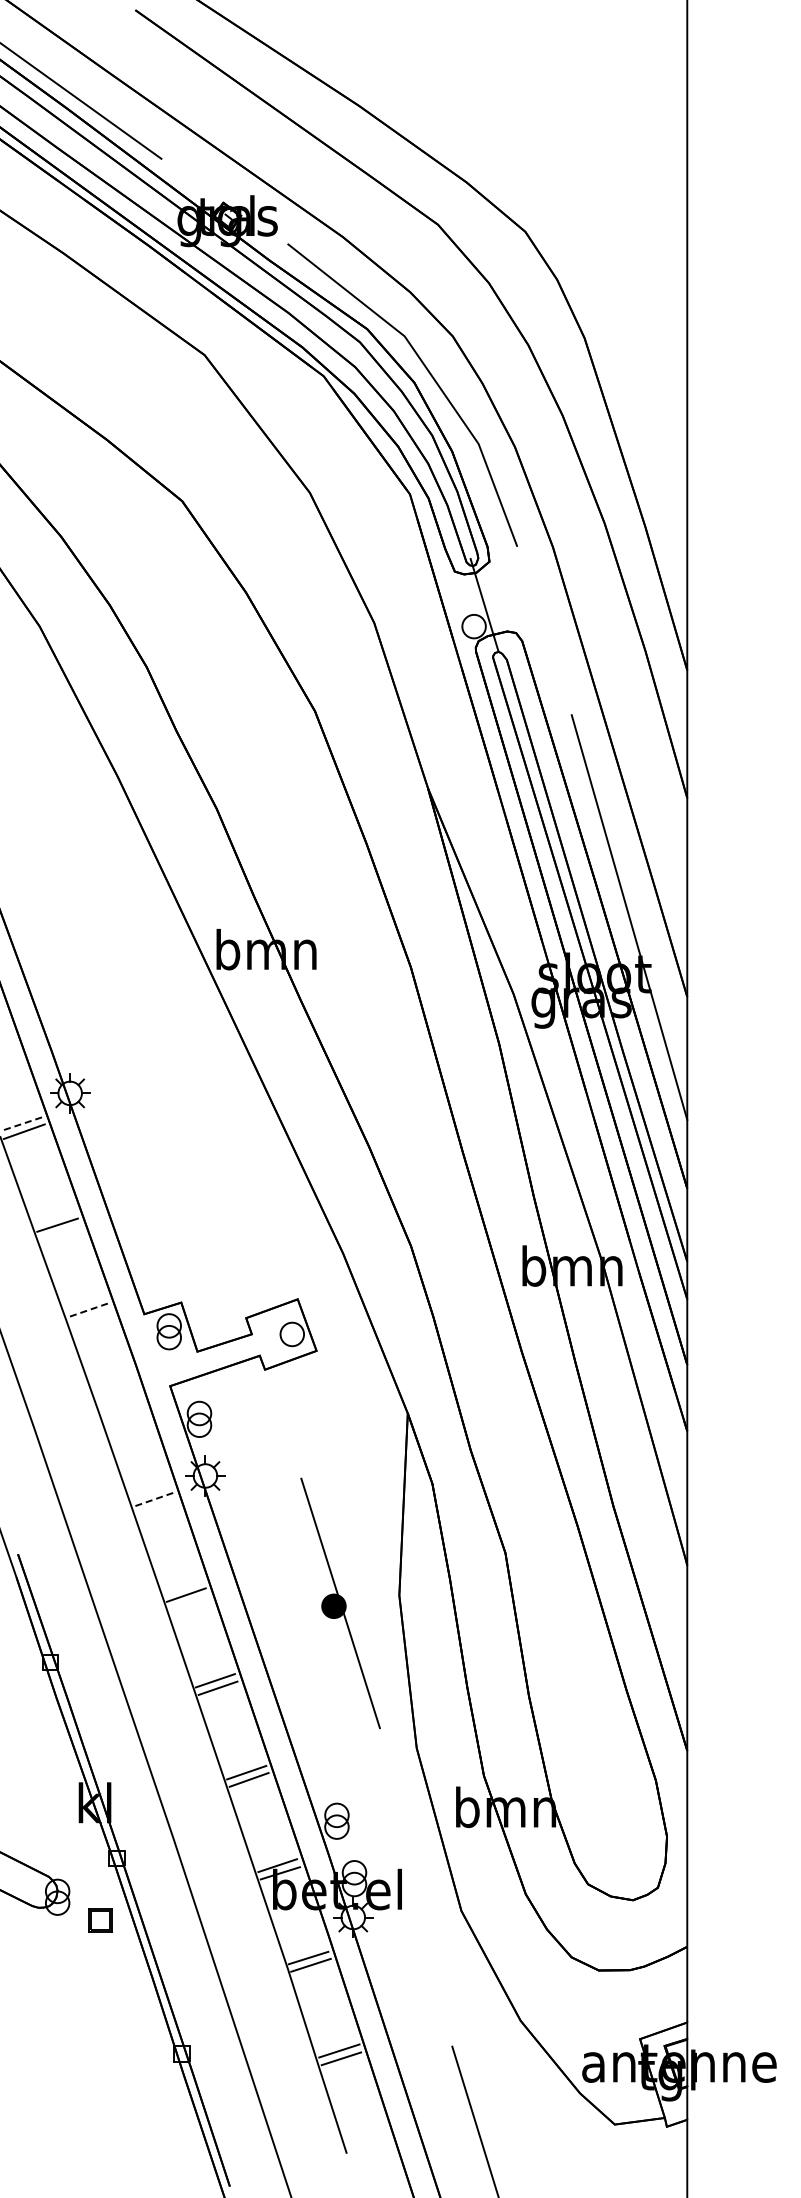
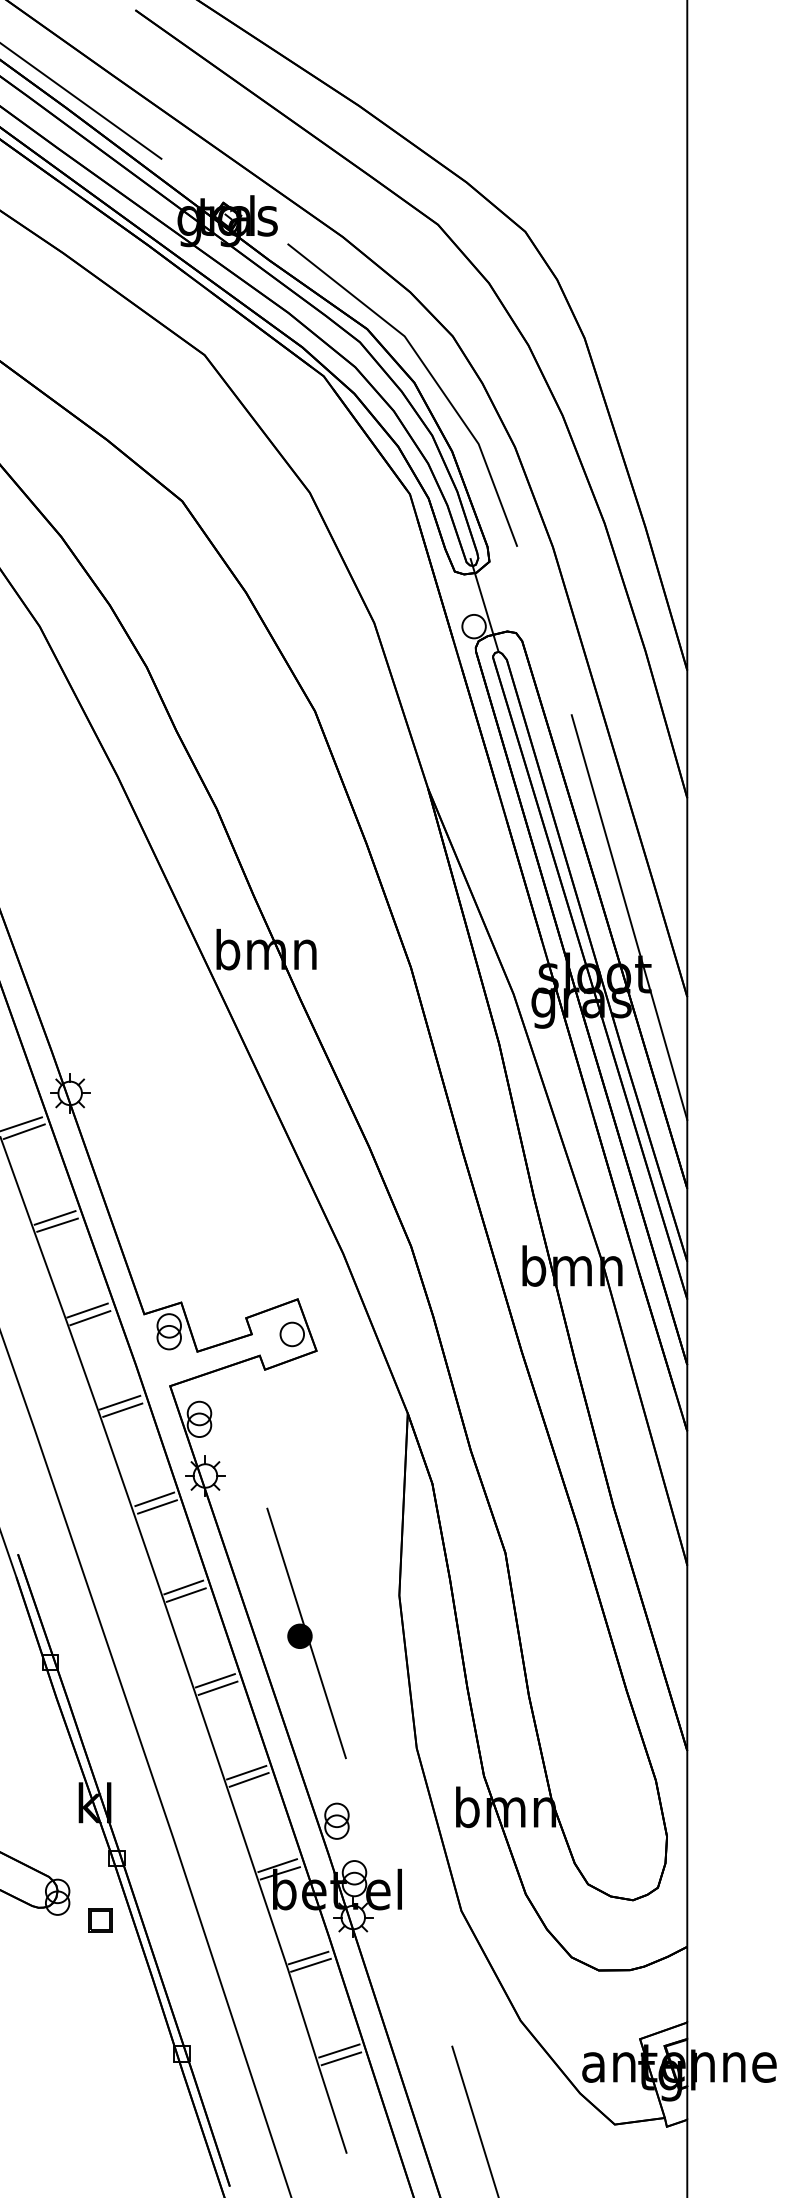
line: dashed -> solid (21, 1124)
line: none -> present (54, 1217)
line: dashed -> solid (87, 1310)
line: none -> present (90, 1318)
line: none -> present (119, 1402)
line: none -> present (122, 1409)
line: dashed -> solid (155, 1499)
line: none -> present (157, 1506)
line: none -> present (183, 1587)
part position: (340, 1603) -> (306, 1633) (306, 1633)
